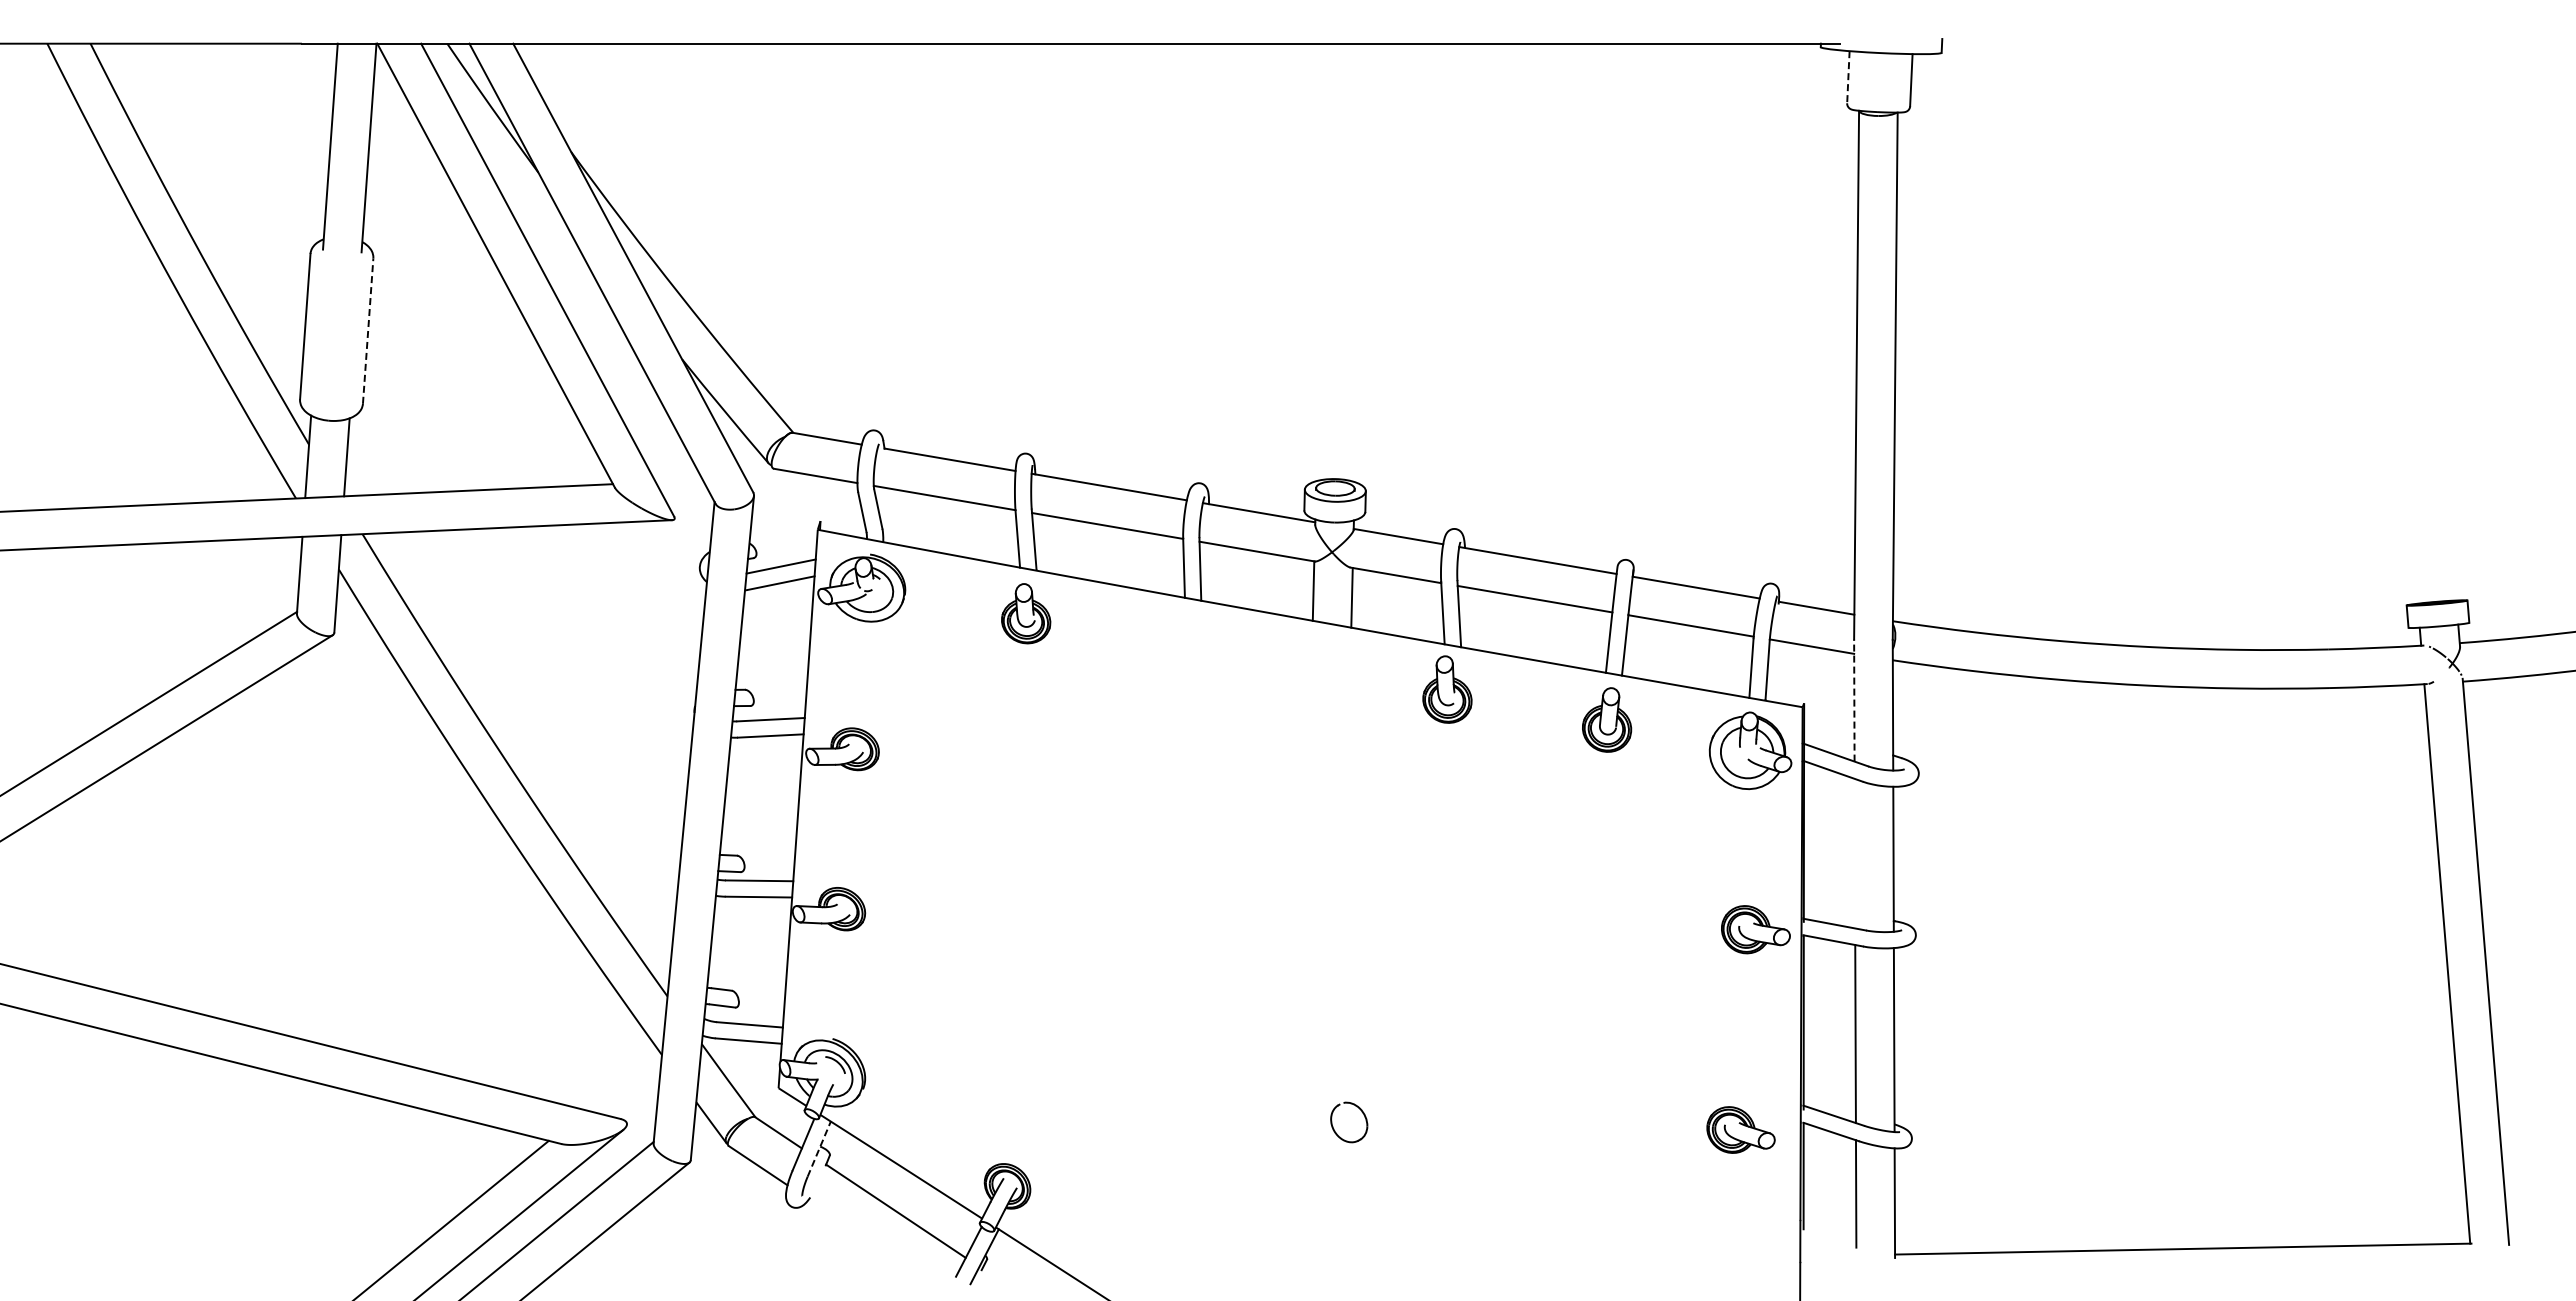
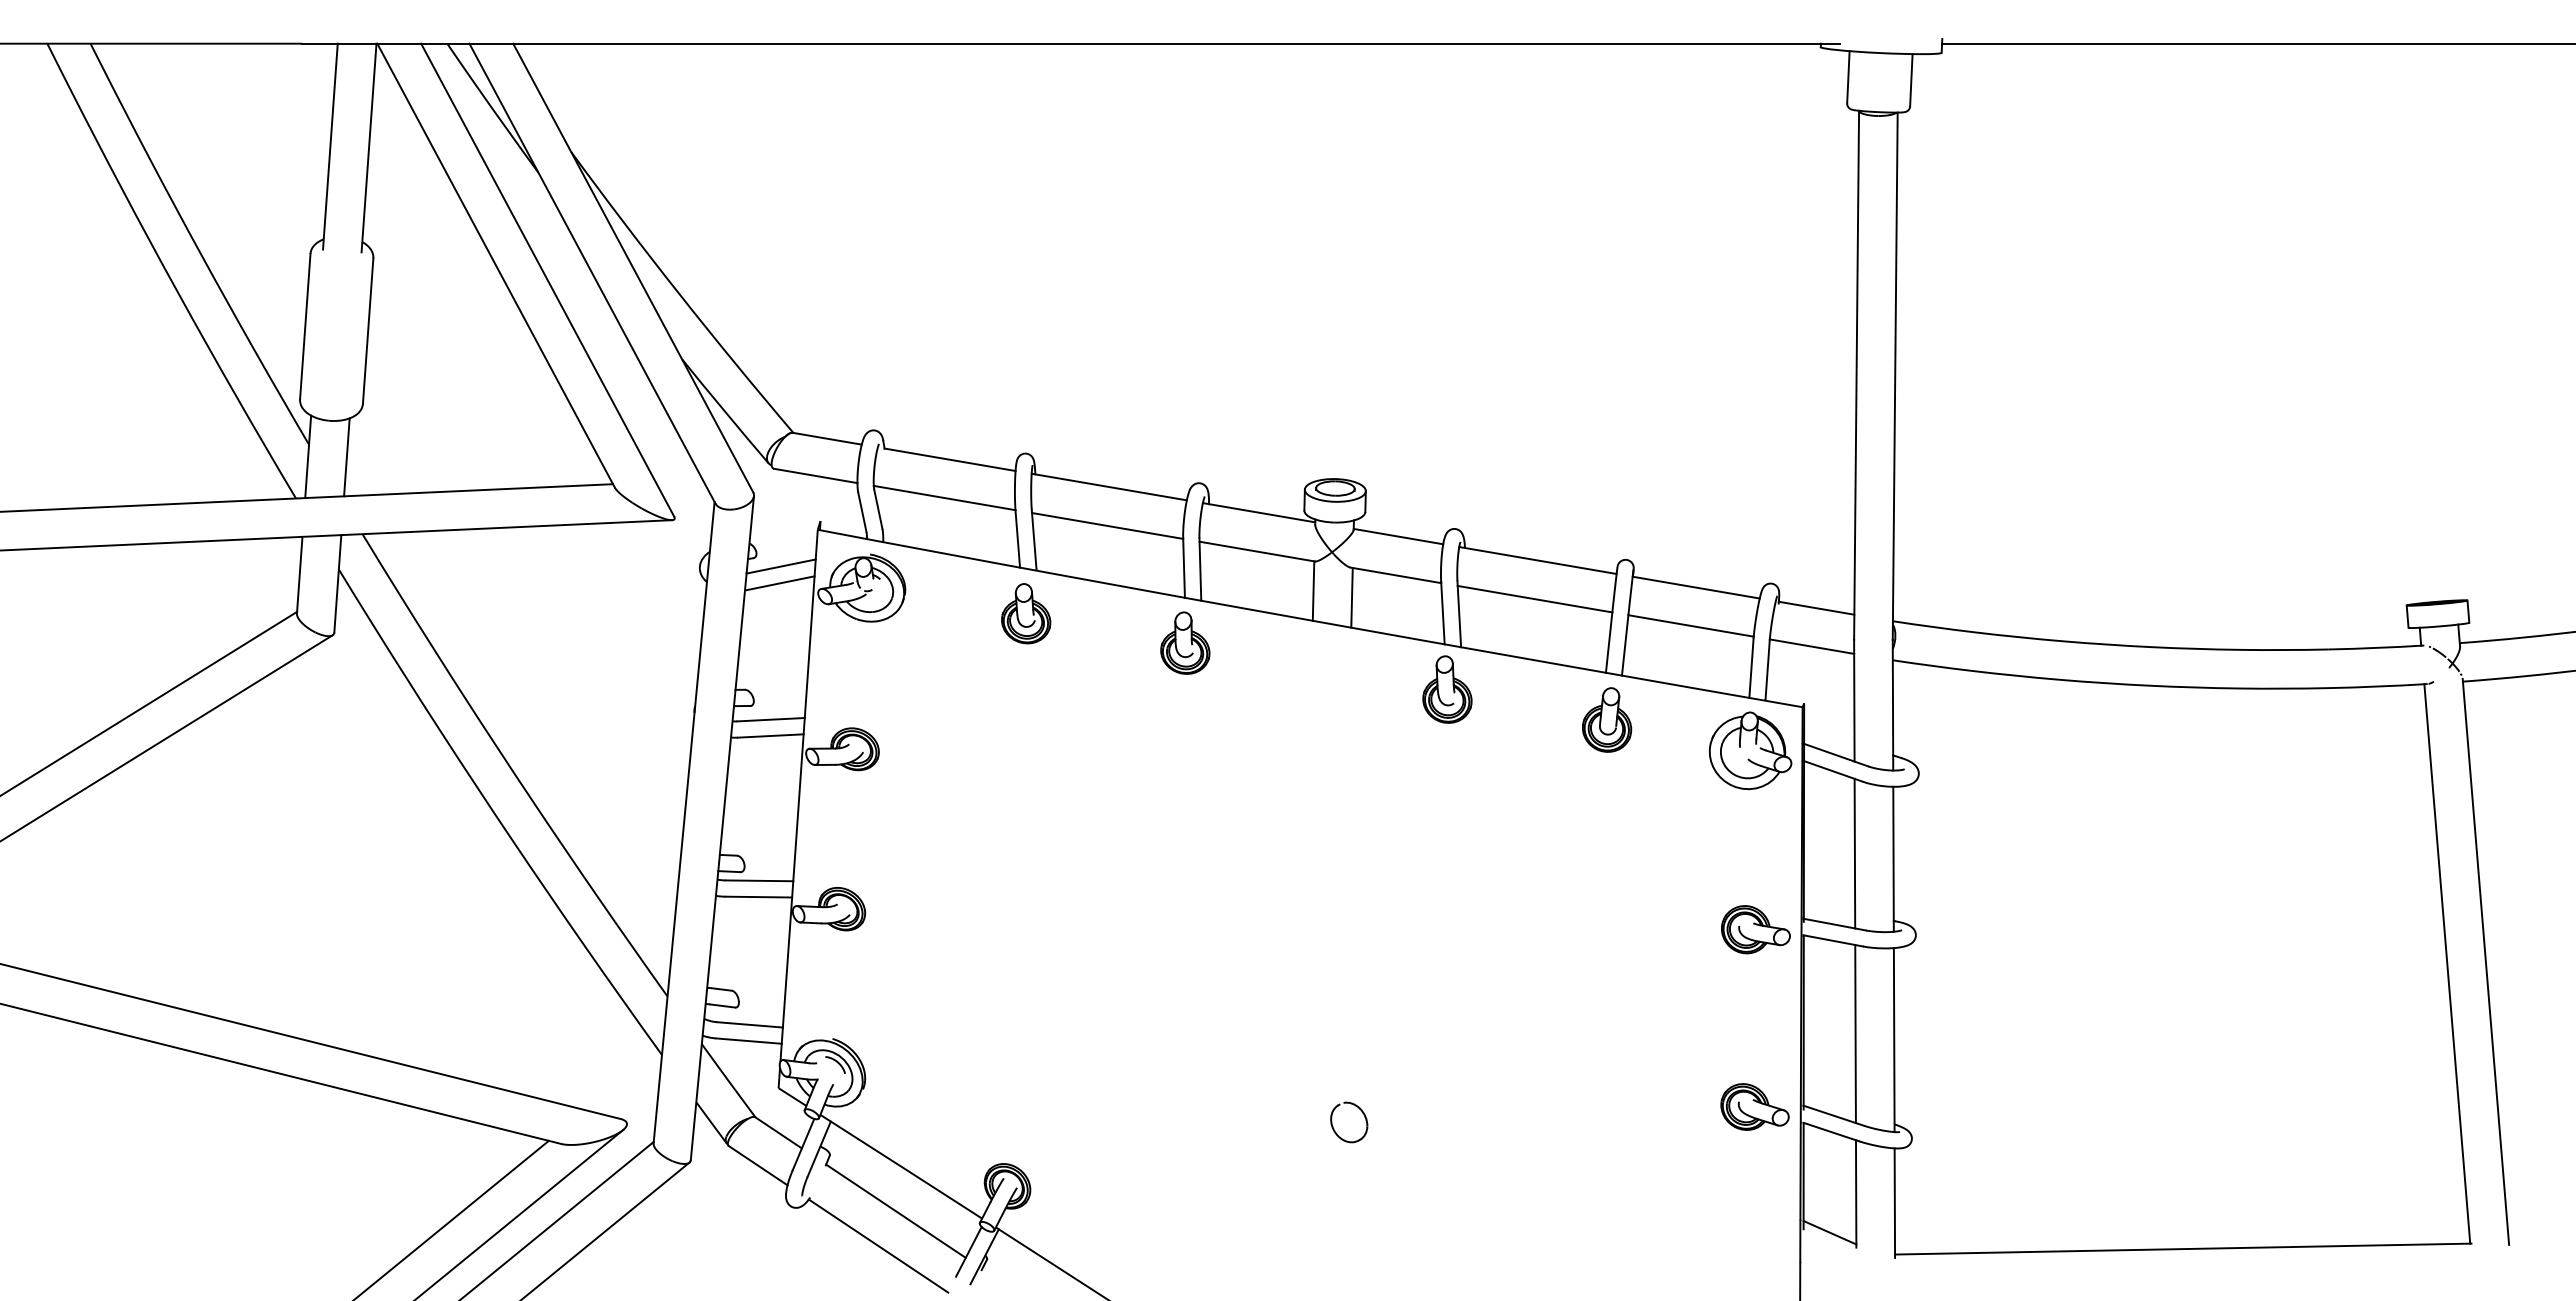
line: none -> present (2257, 43)
line: dashed -> solid (1848, 77)
line: dashed -> solid (368, 331)
part: none -> present (1185, 642)
line: dashed -> solid (1854, 700)
line: none -> present (1854, 853)
part position: (1740, 1129) -> (1754, 1106) (1754, 1106)
line: dashed -> solid (819, 1149)
line: none -> present (1829, 1232)
line: none -> present (878, 1245)
